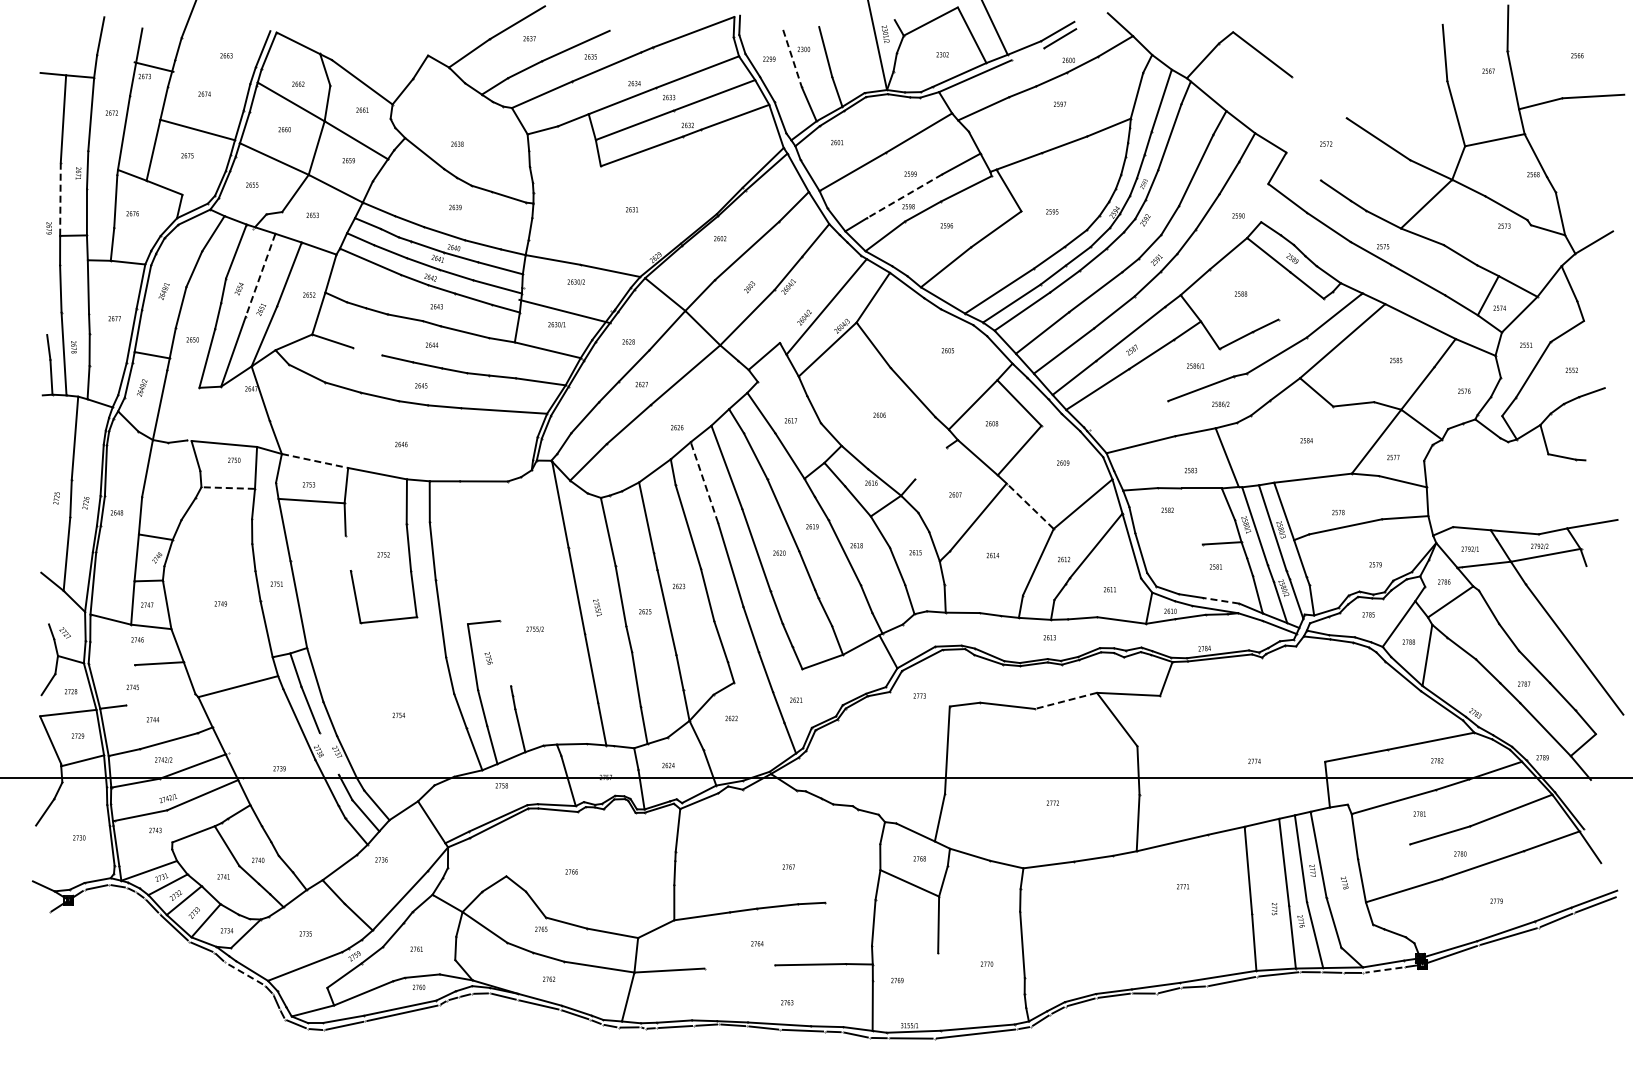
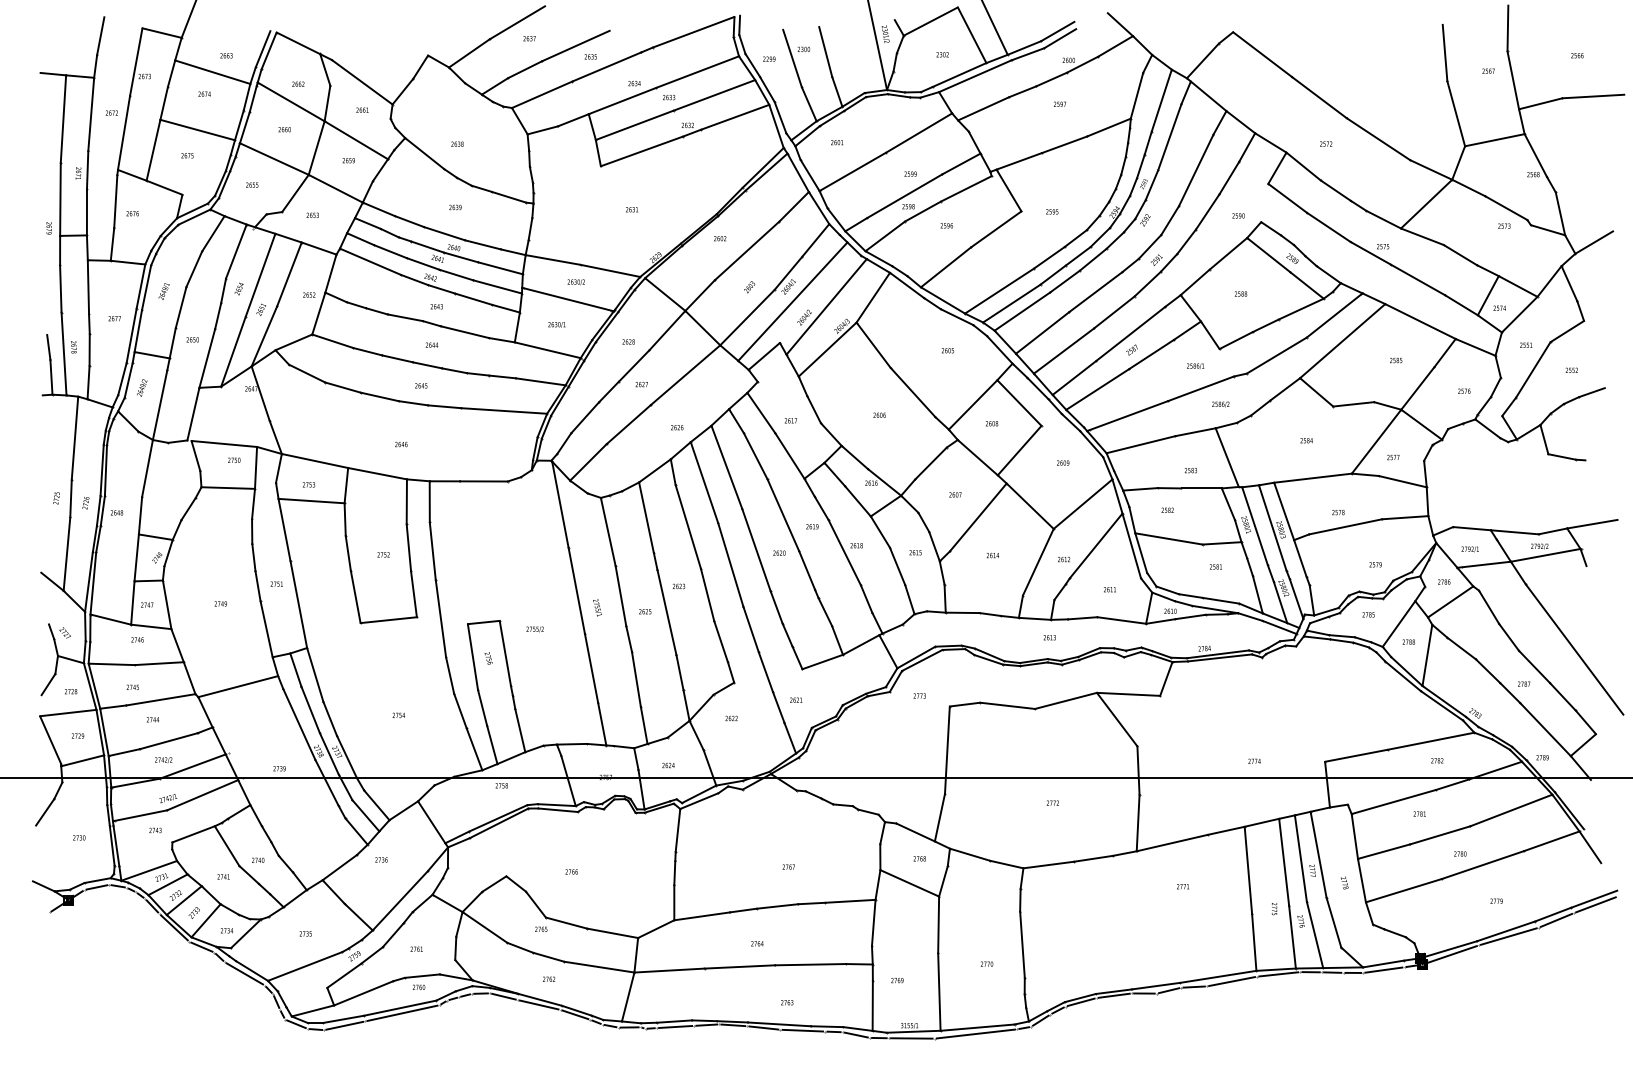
line: none -> present (1027, 54)
line: dashed -> solid (792, 59)
line position: (153, 66) -> (161, 32) (161, 32)
line: none -> present (212, 71)
line: none -> present (1319, 97)
line: none -> present (1303, 166)
line: dashed -> solid (904, 196)
line: dashed -> solid (60, 199)
line: dashed -> solid (260, 275)
line: none -> present (792, 301)
line: none -> present (1300, 308)
line position: (564, 311) -> (567, 299) (567, 299)
line: none -> present (367, 351)
line: none -> present (193, 414)
line: none -> present (1127, 415)
line: dashed -> solid (315, 460)
line: none -> present (930, 463)
line: dashed -> solid (704, 482)
line: dashed -> solid (228, 488)
line: dashed -> solid (1029, 505)
line: none -> present (1168, 538)
line: none -> present (347, 553)
line: dashed -> solid (1220, 600)
line: none -> present (504, 653)
line: none -> present (111, 664)
line: none -> present (160, 699)
line: dashed -> solid (1065, 700)
line: none -> present (328, 753)
line: none -> present (1383, 851)
line: none -> present (850, 900)
line: none -> present (739, 966)
line: dashed -> solid (1383, 970)
line: dashed -> solid (244, 973)
line: none -> present (939, 991)
